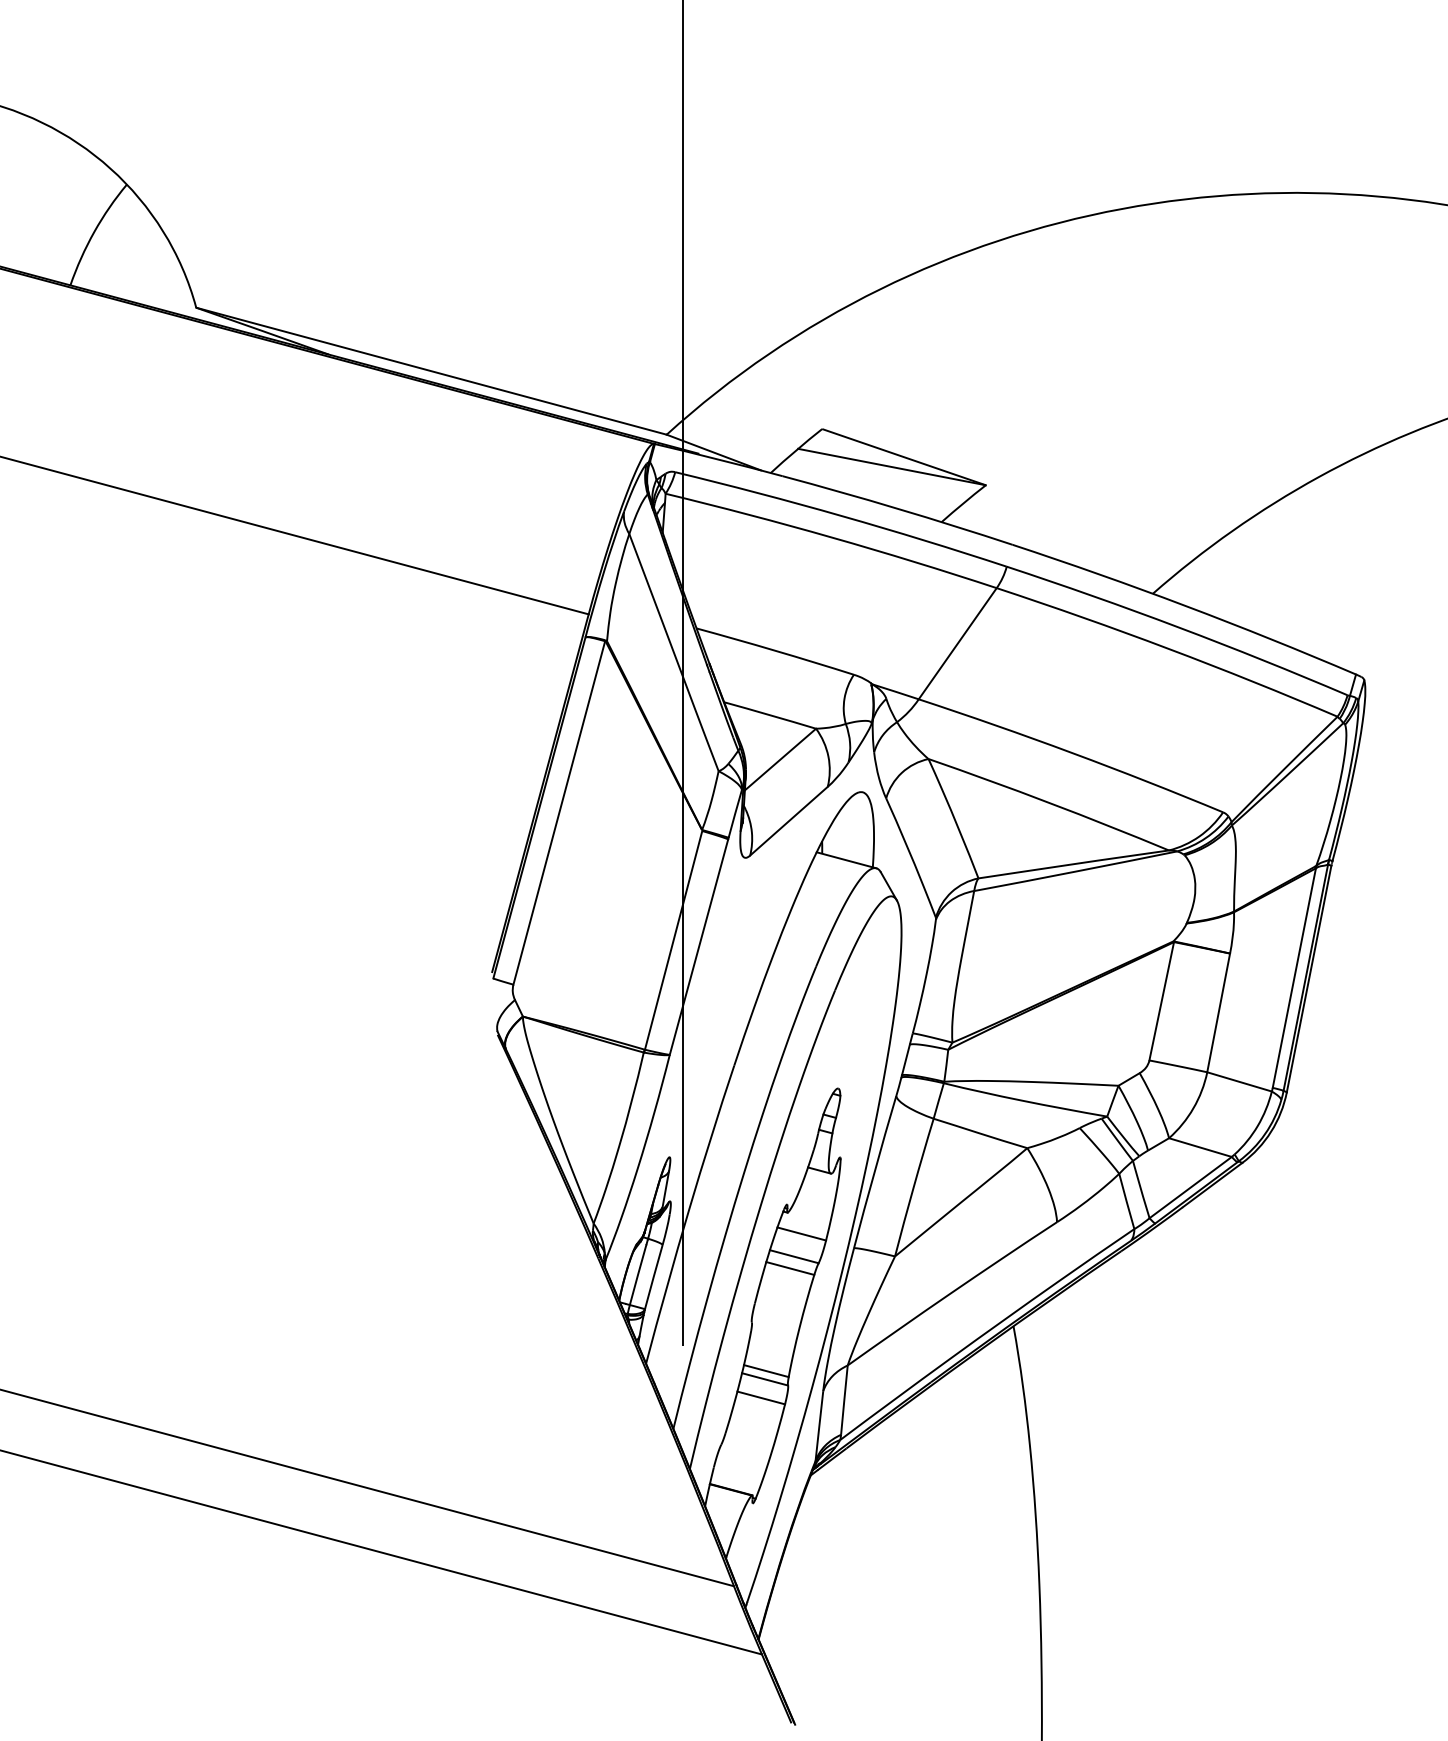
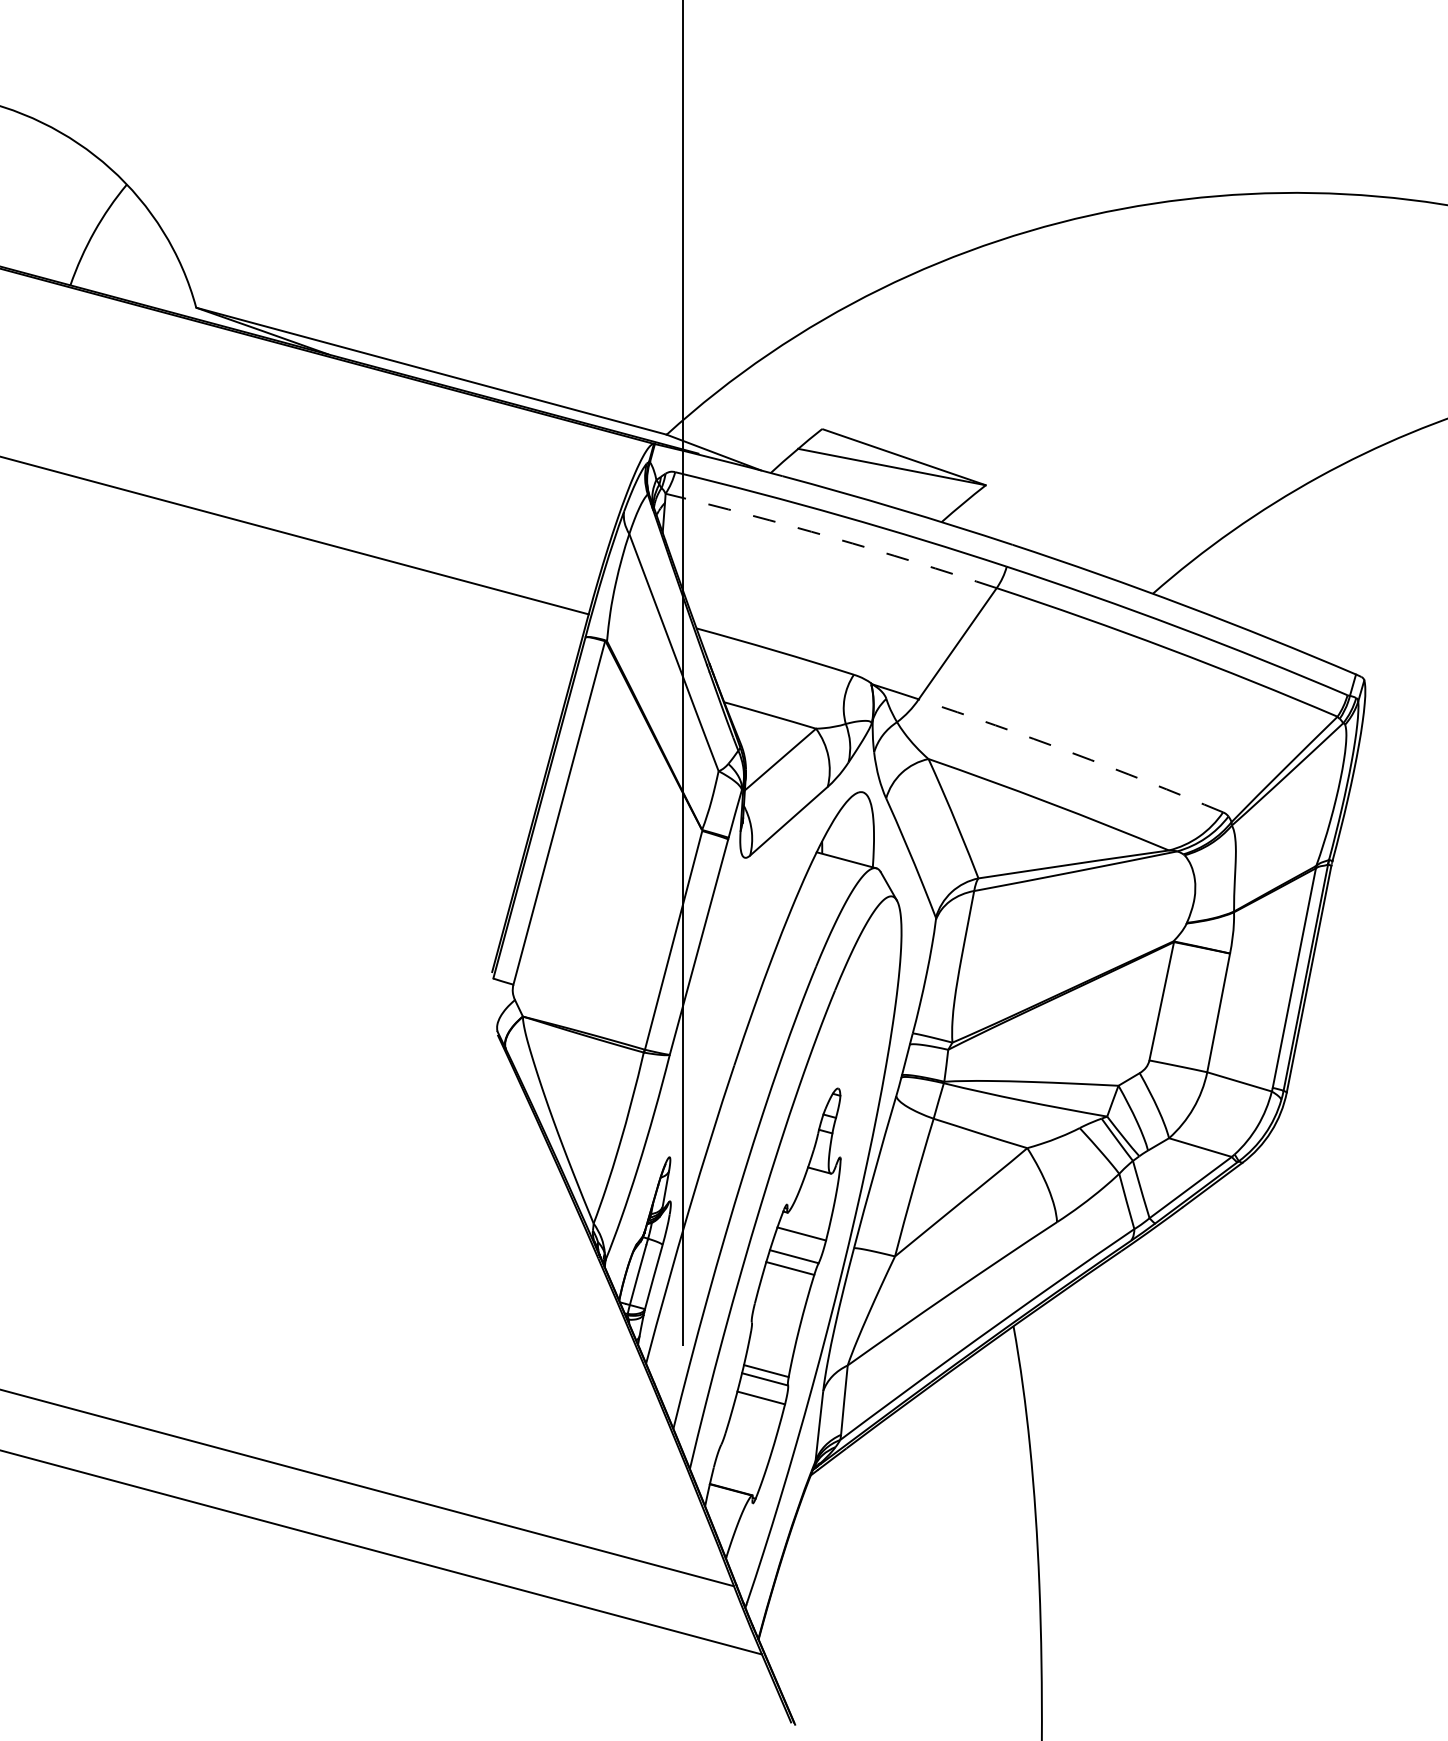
arc: solid -> dashed (832, 537)
arc: solid -> dashed (1072, 752)
